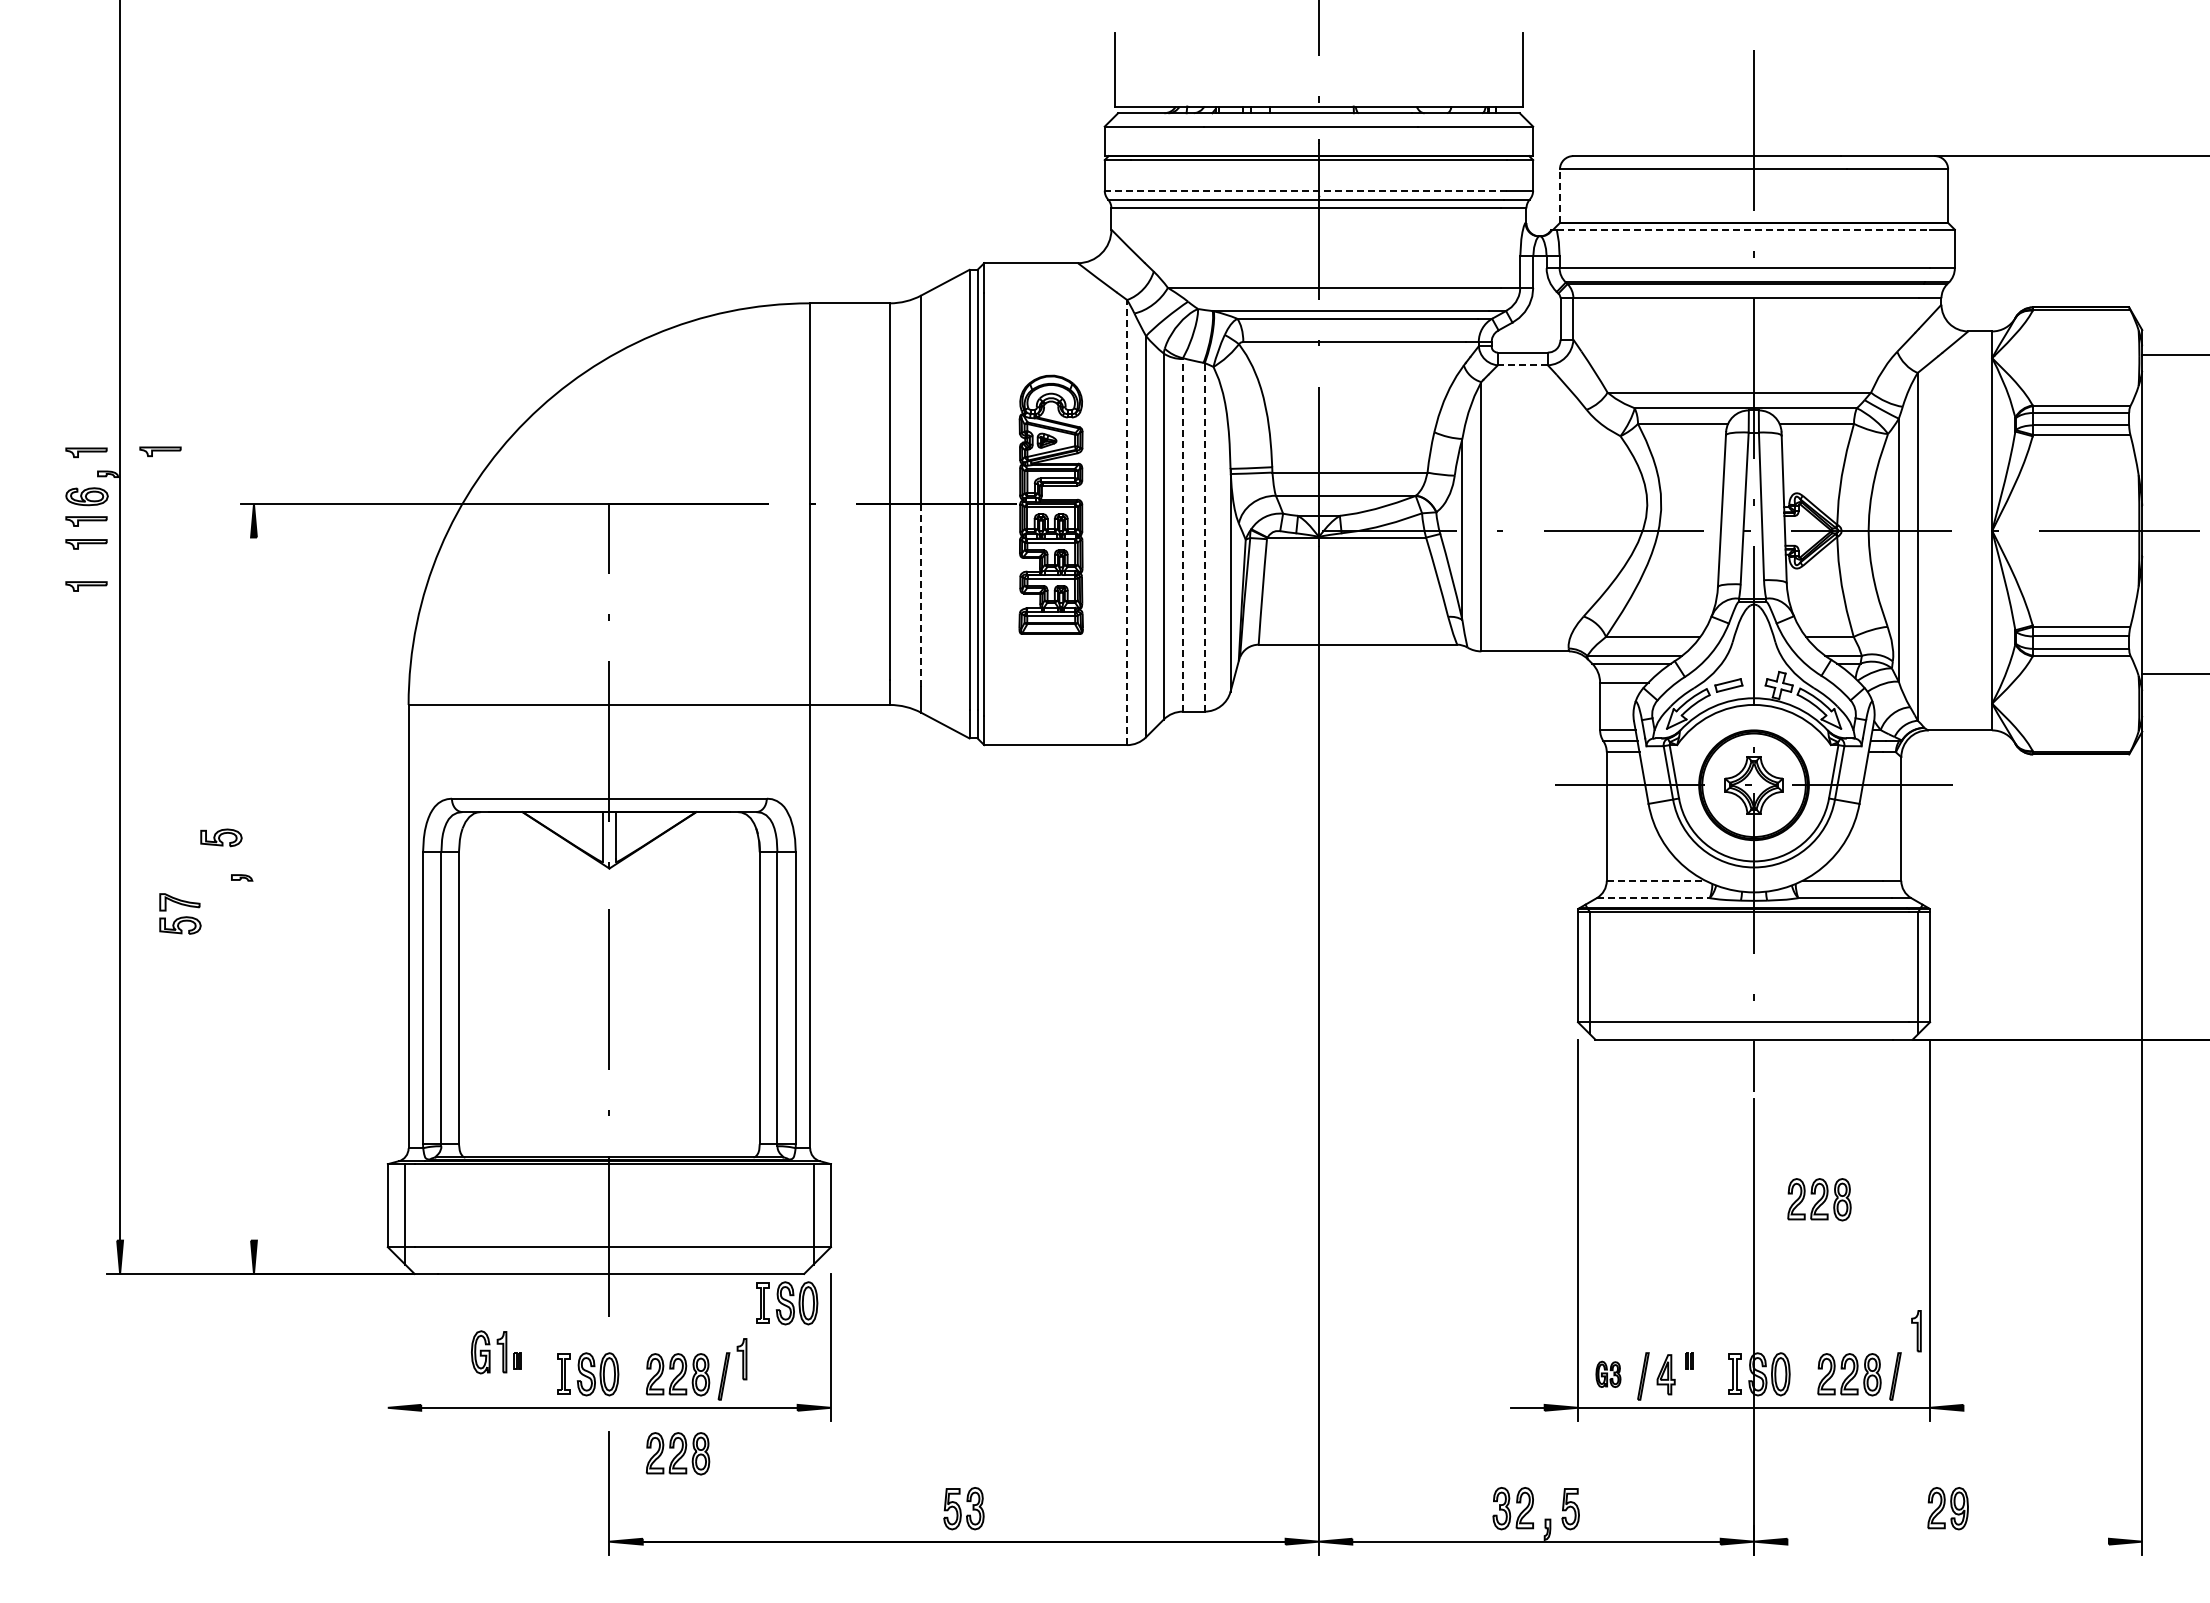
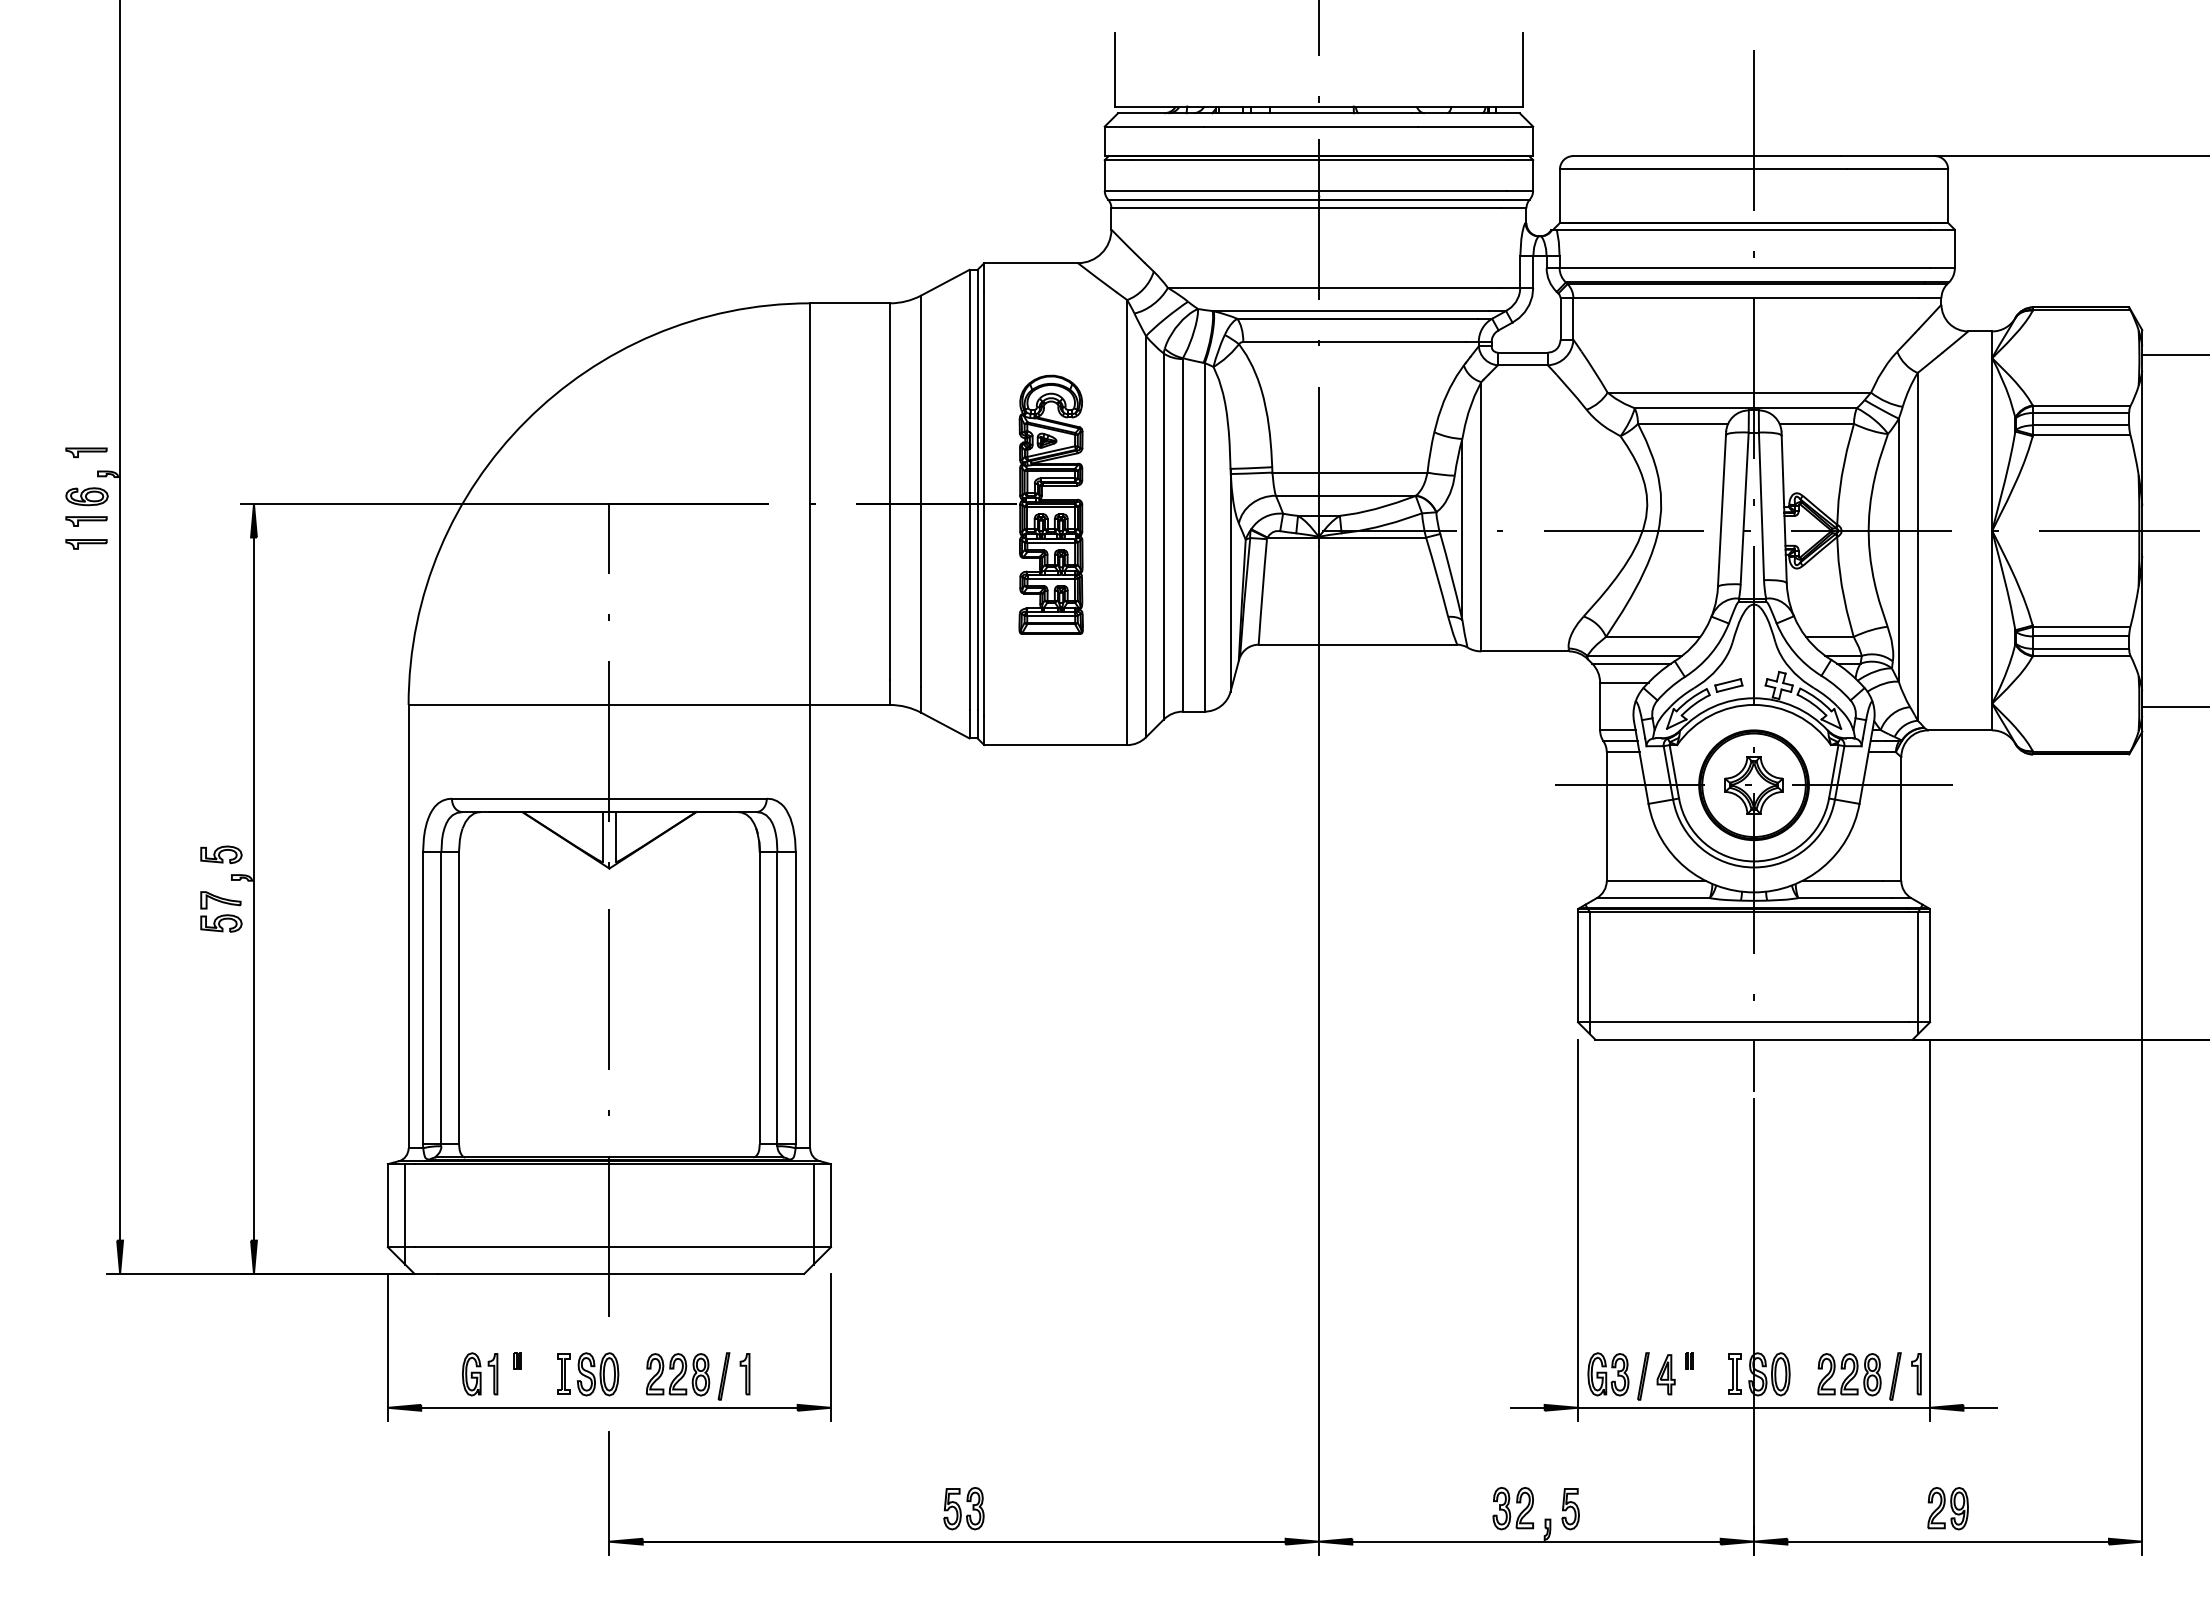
line: dashed -> solid (1305, 190)
line: dashed -> solid (1559, 196)
line: dashed -> solid (1743, 229)
line: dashed -> solid (1522, 365)
part: present -> none (160, 451)
line: dashed -> solid (1127, 522)
line: dashed -> solid (1182, 534)
line: dashed -> solid (1204, 536)
part: present -> none (86, 586)
line: dashed -> solid (921, 595)
line position: (2174, 673) -> (2174, 706) (2174, 706)
part position: (221, 837) -> (221, 854) (221, 854)
line: dashed -> solid (1656, 880)
line: none -> present (253, 888)
line: dashed -> solid (1653, 898)
part position: (180, 913) -> (221, 911) (221, 911)
part: present -> none (1819, 1199)
part: present -> none (787, 1303)
part position: (1916, 1331) -> (1916, 1374) (1916, 1374)
line: none -> present (387, 1347)
part position: (489, 1352) -> (480, 1374) (480, 1374)
part position: (741, 1359) -> (744, 1374) (744, 1374)
part size: 27x28 px -> 43x45 px (1608, 1374)
line: none -> present (1980, 1407)
part: present -> none (677, 1453)
line: none -> present (1947, 1541)
